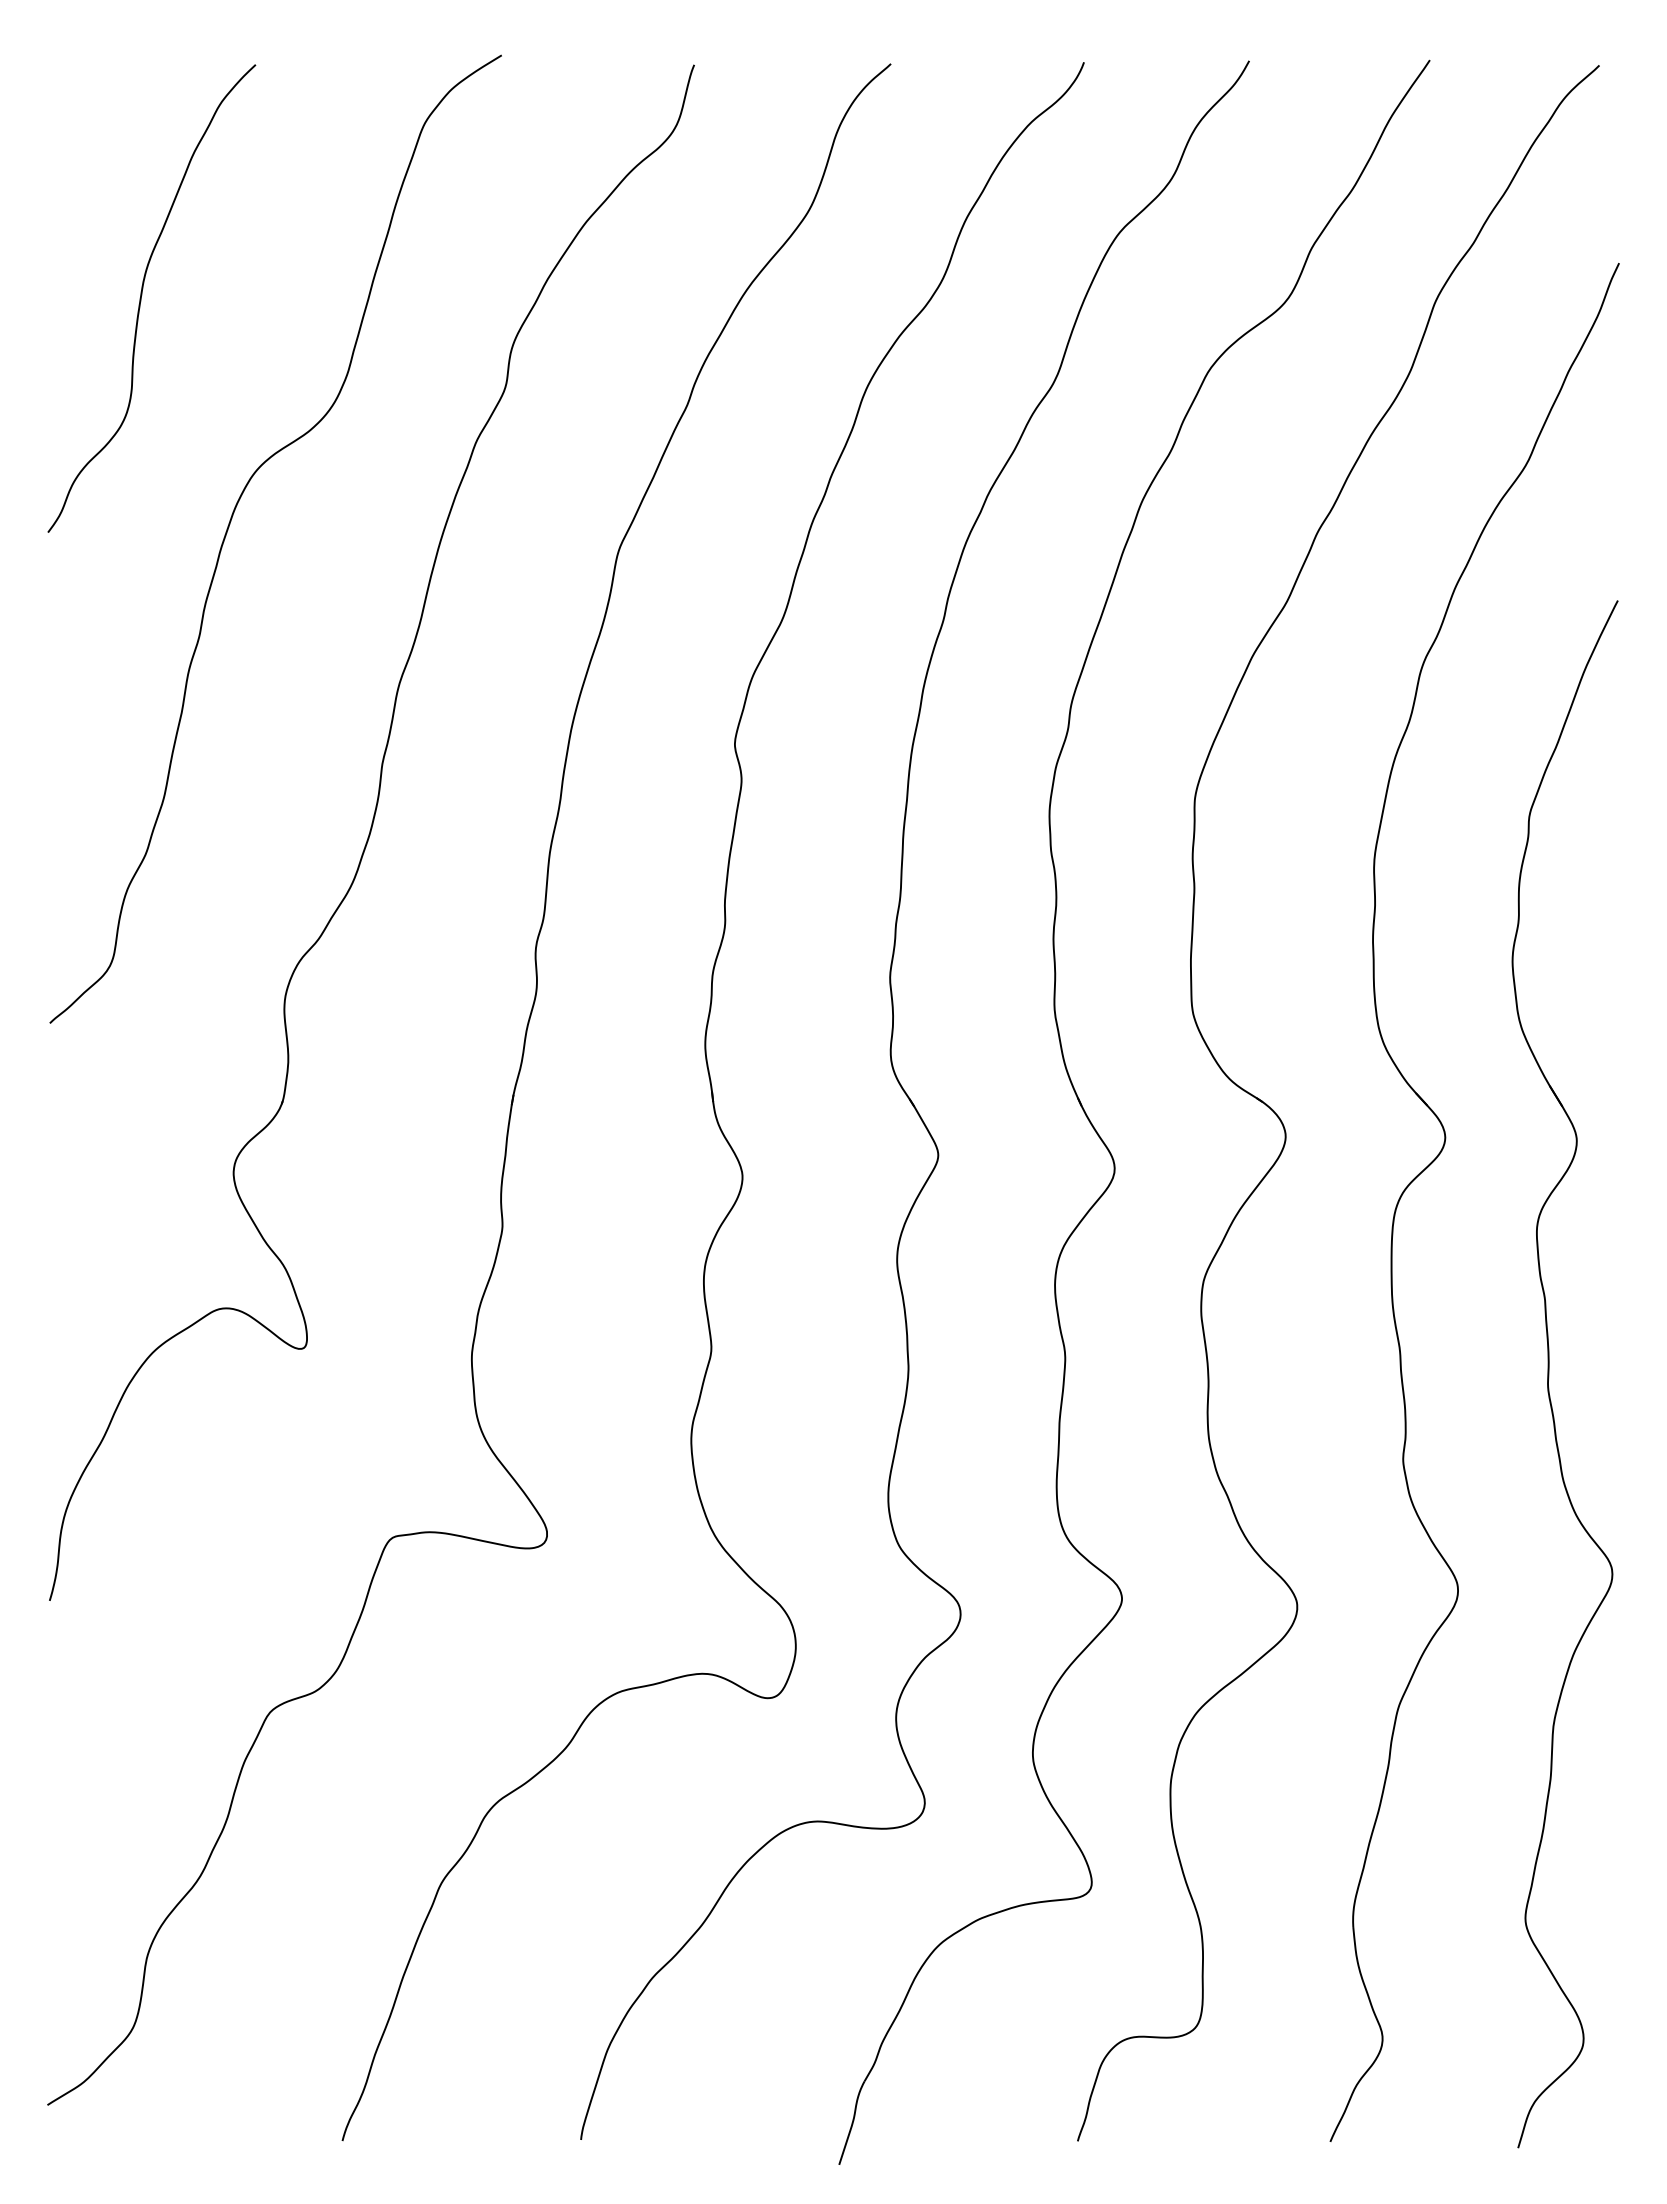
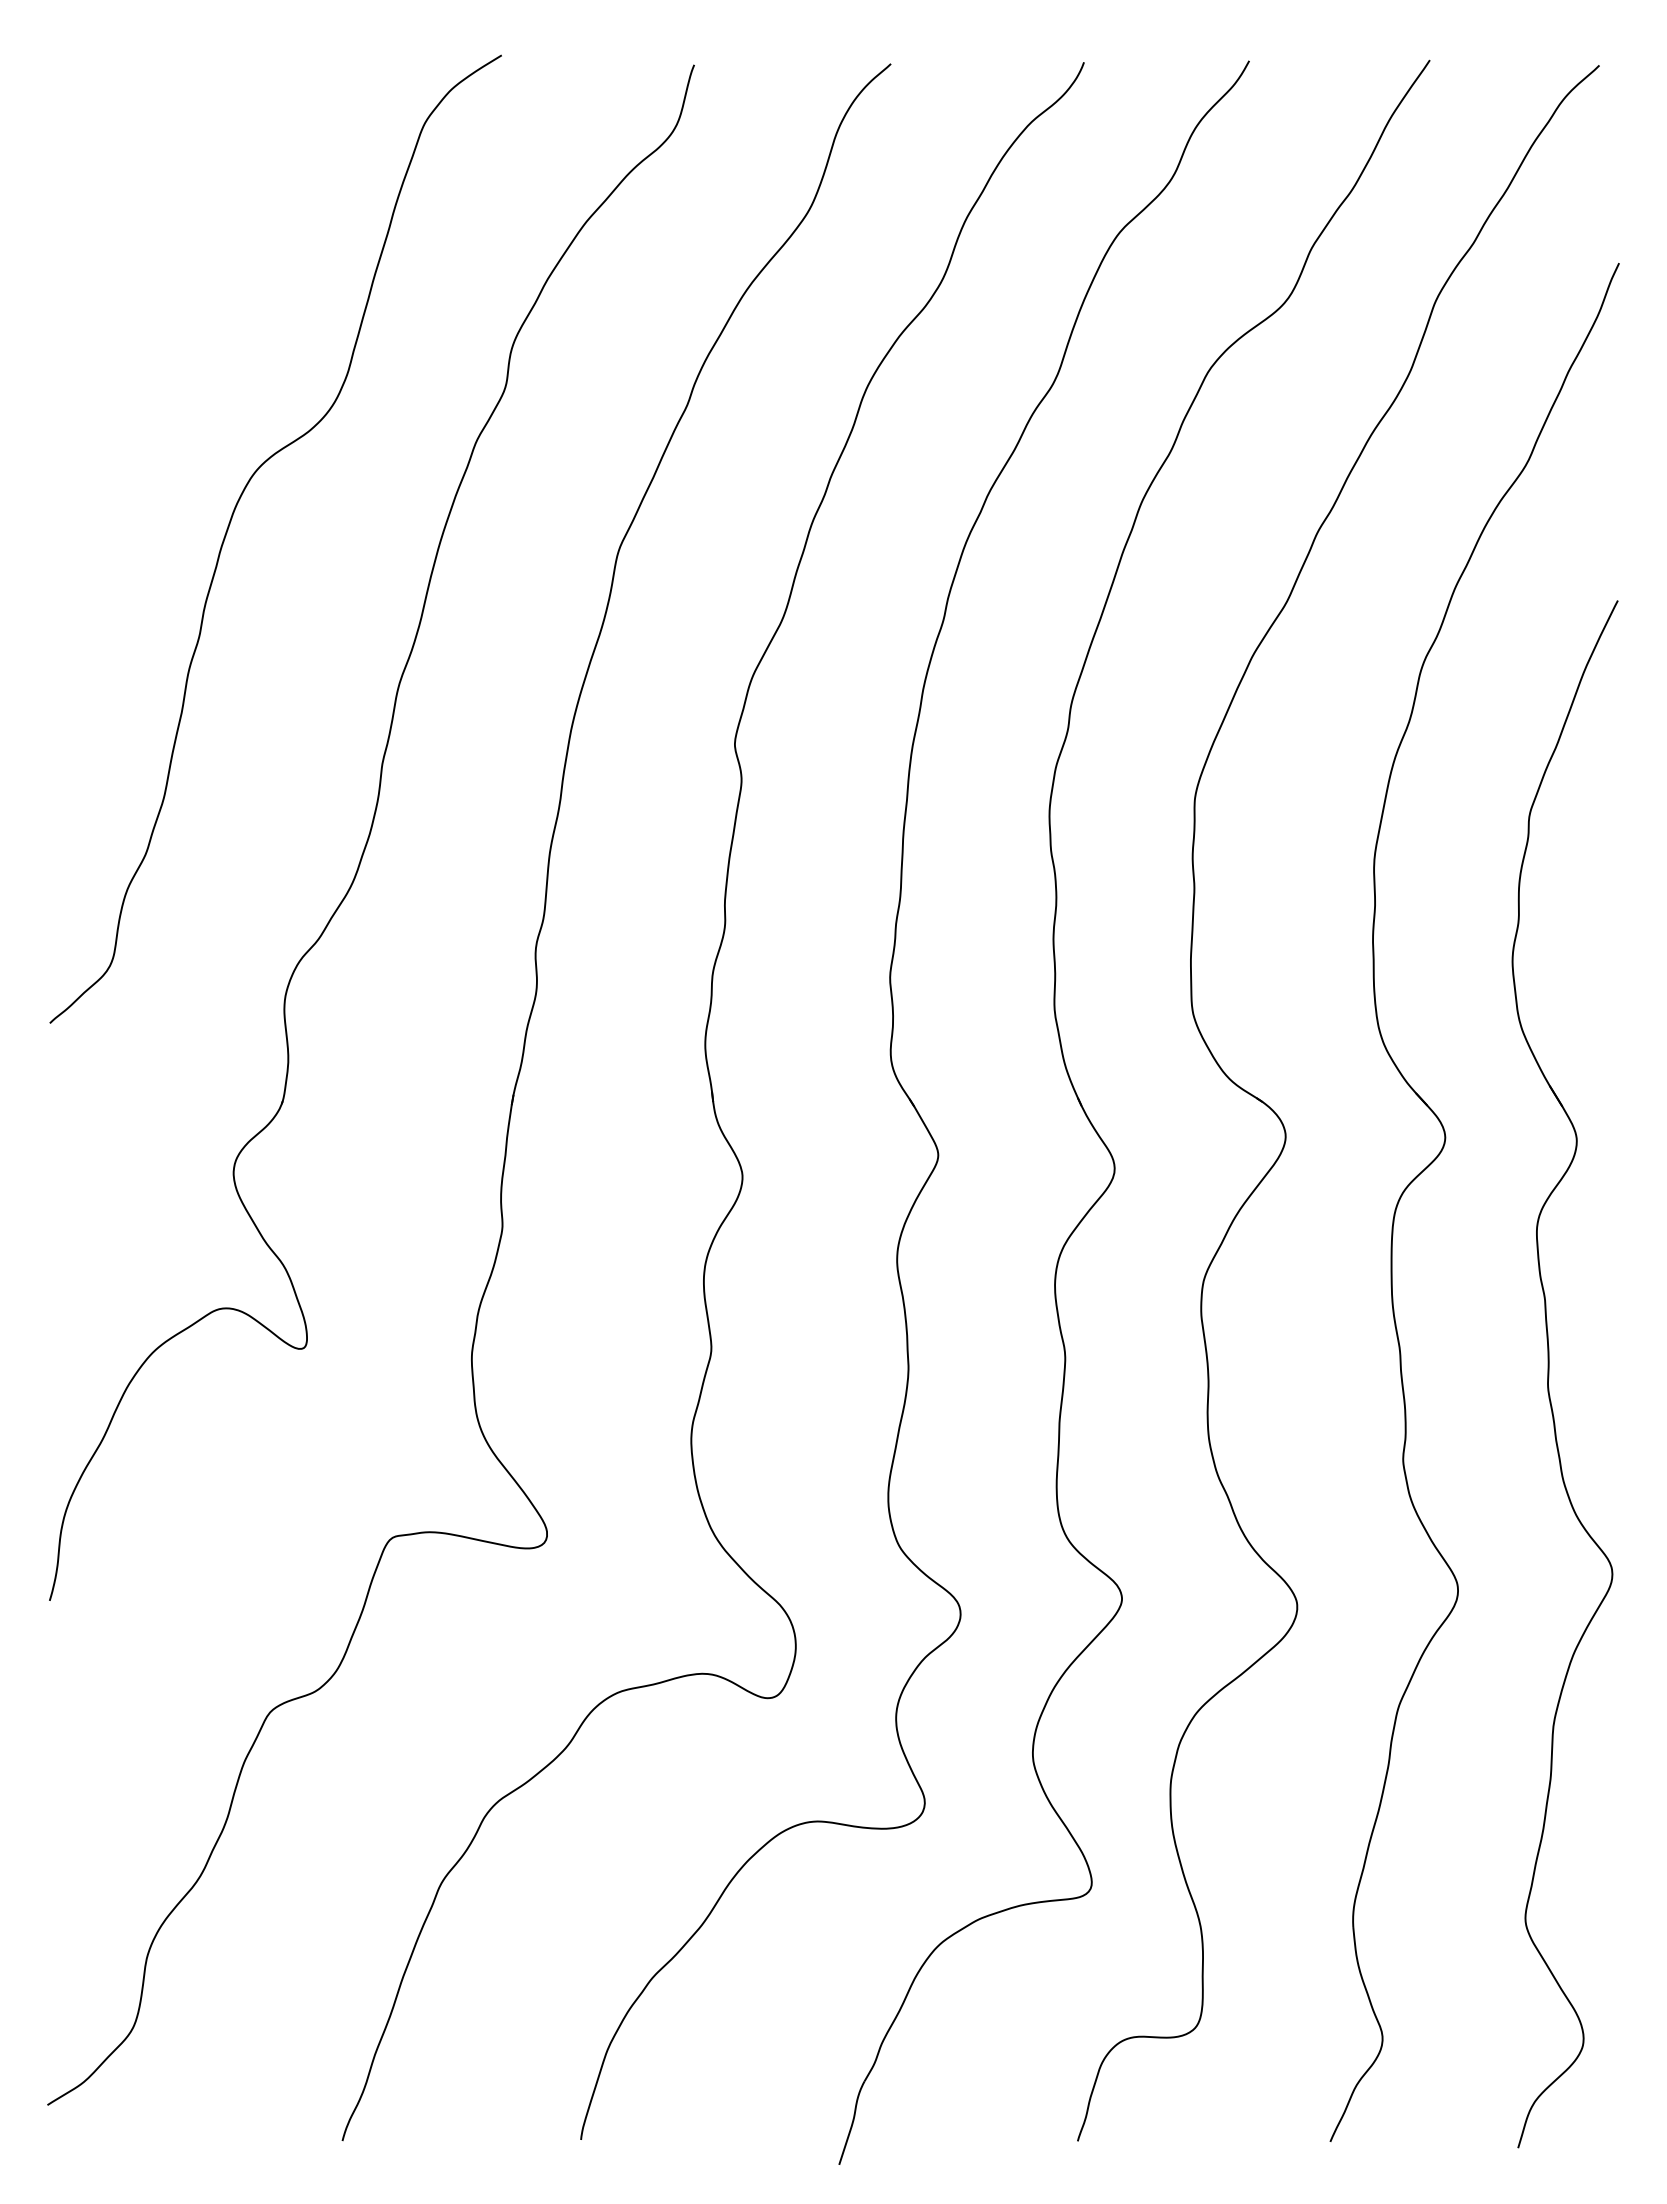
curve: present -> none (142, 295)
